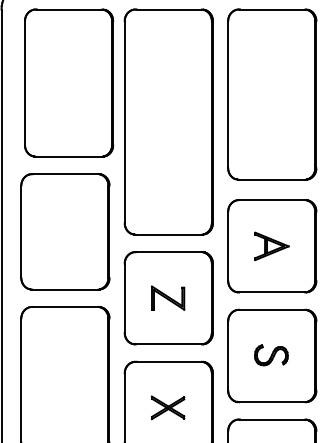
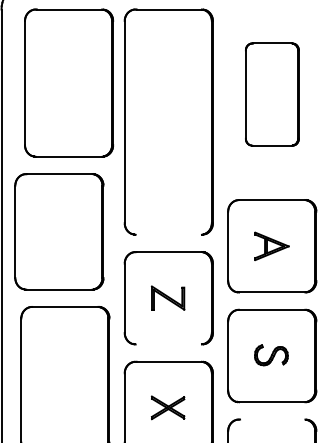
part size: 91x173 px -> 55x105 px (272, 94)
part position: (65, 231) -> (59, 231) (59, 231)
line: present -> none (168, 234)
line: present -> none (168, 344)
line: present -> none (272, 419)
